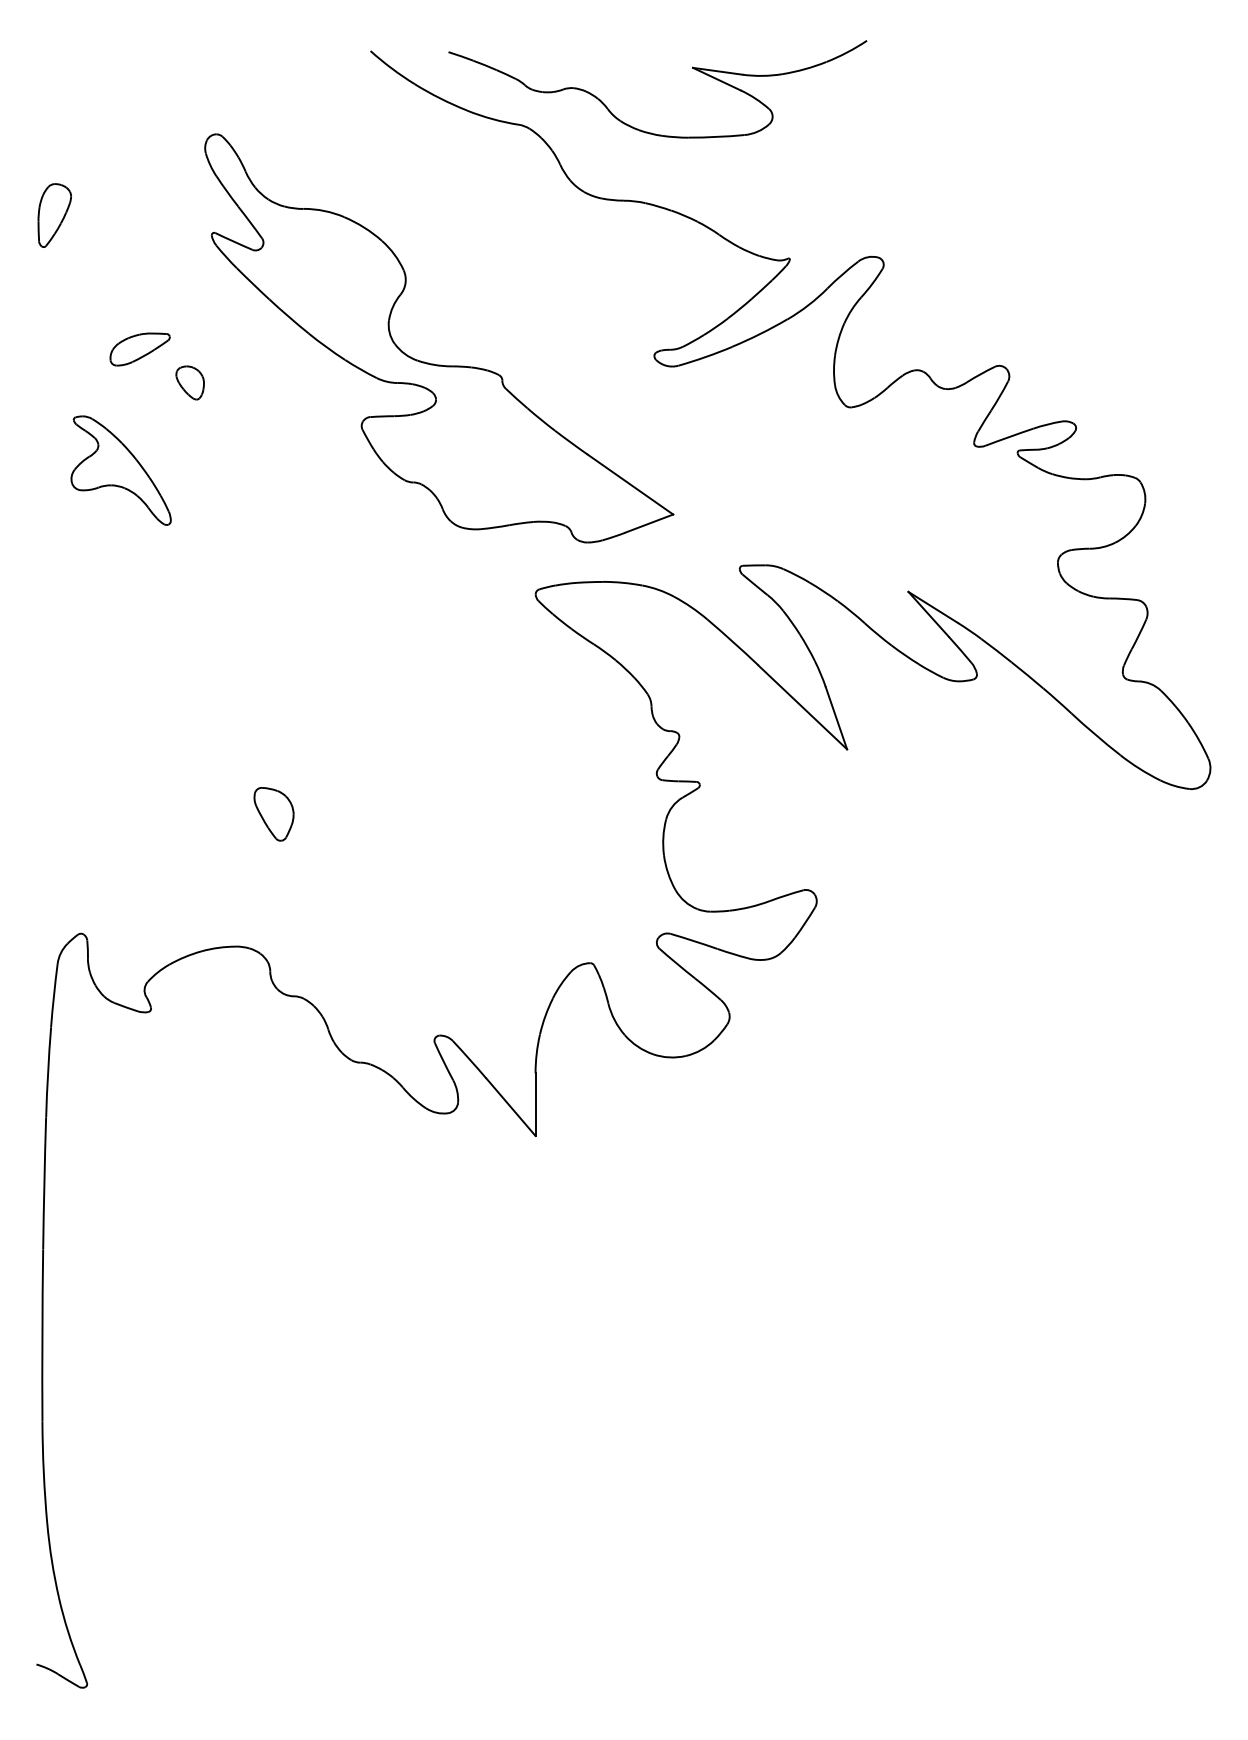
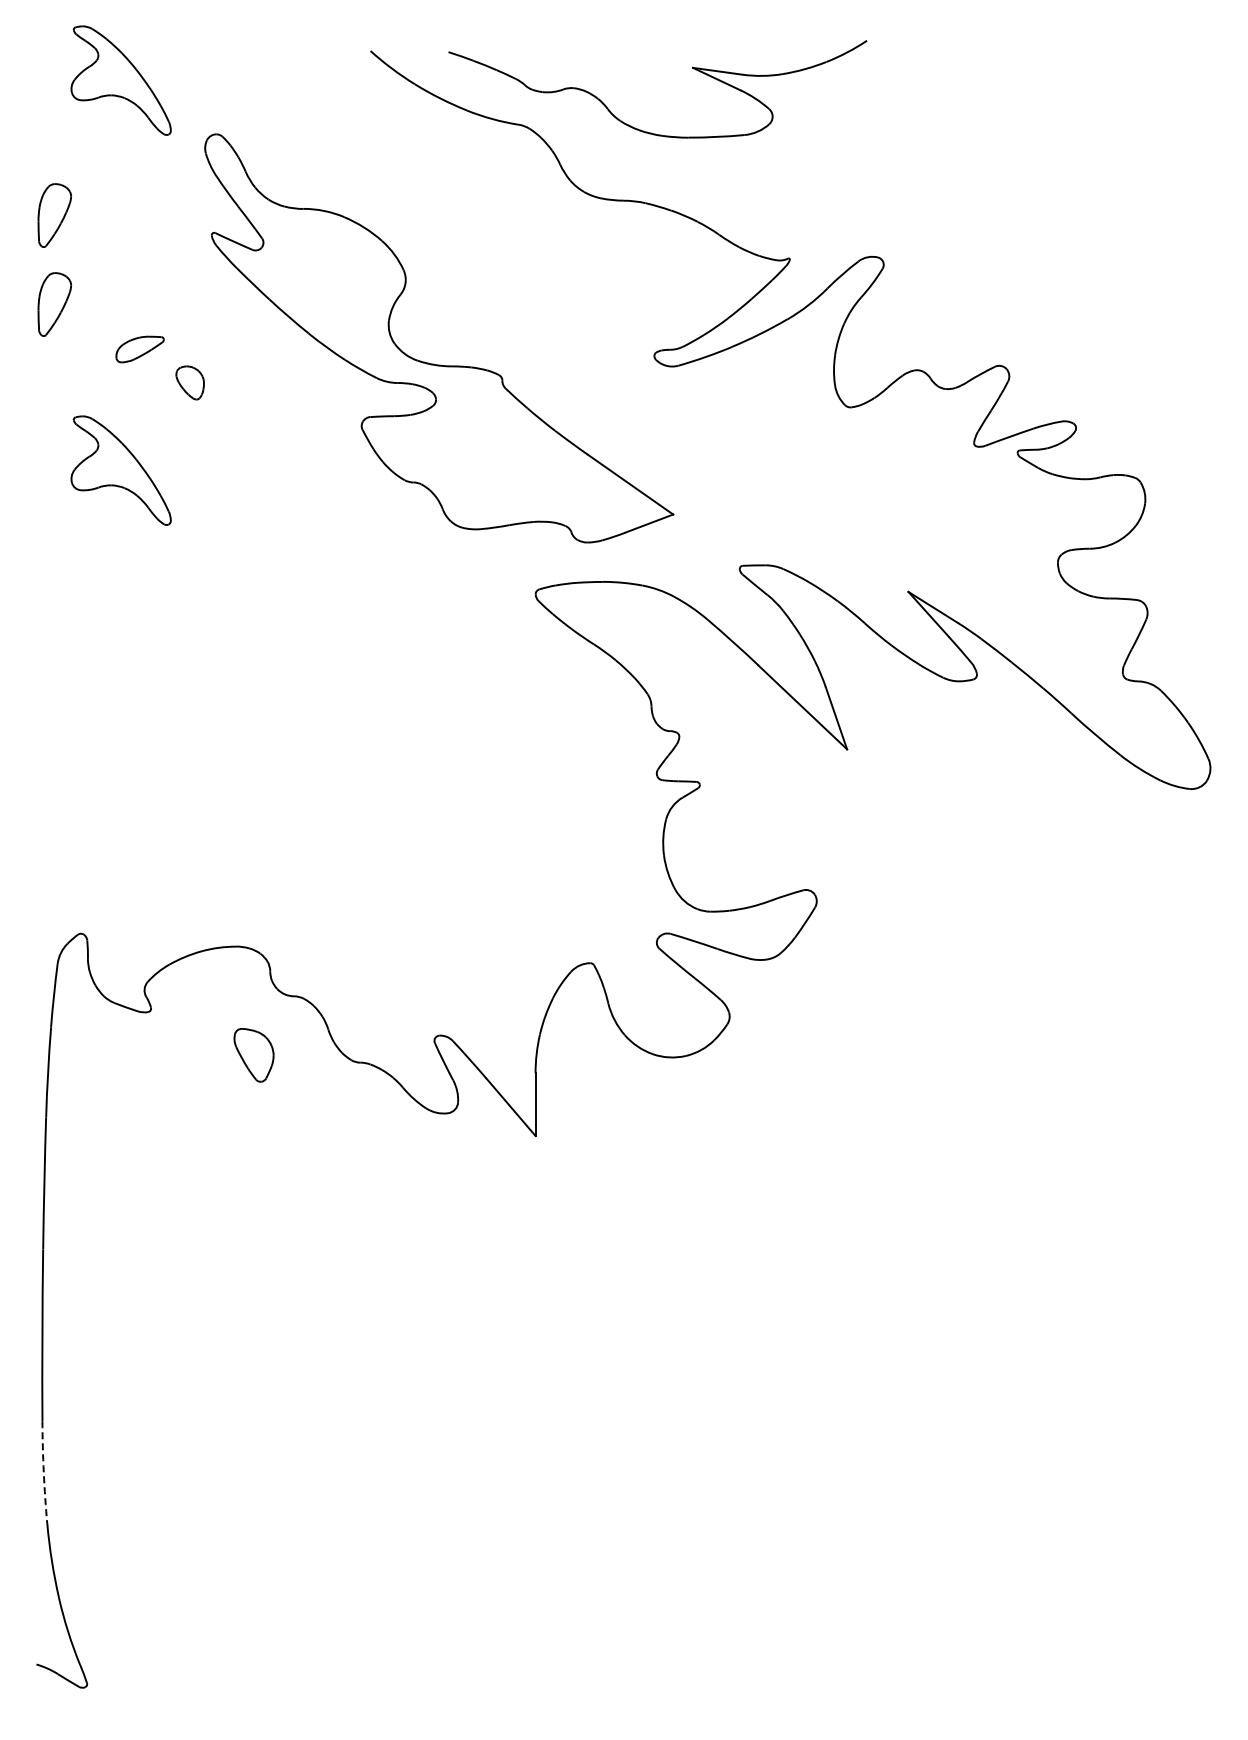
part: none -> present (120, 80)
part: none -> present (54, 304)
part size: 62x35 px -> 50x29 px (139, 349)
part position: (273, 814) -> (253, 1055) (253, 1055)
arc: solid -> dashed (43, 1472)
